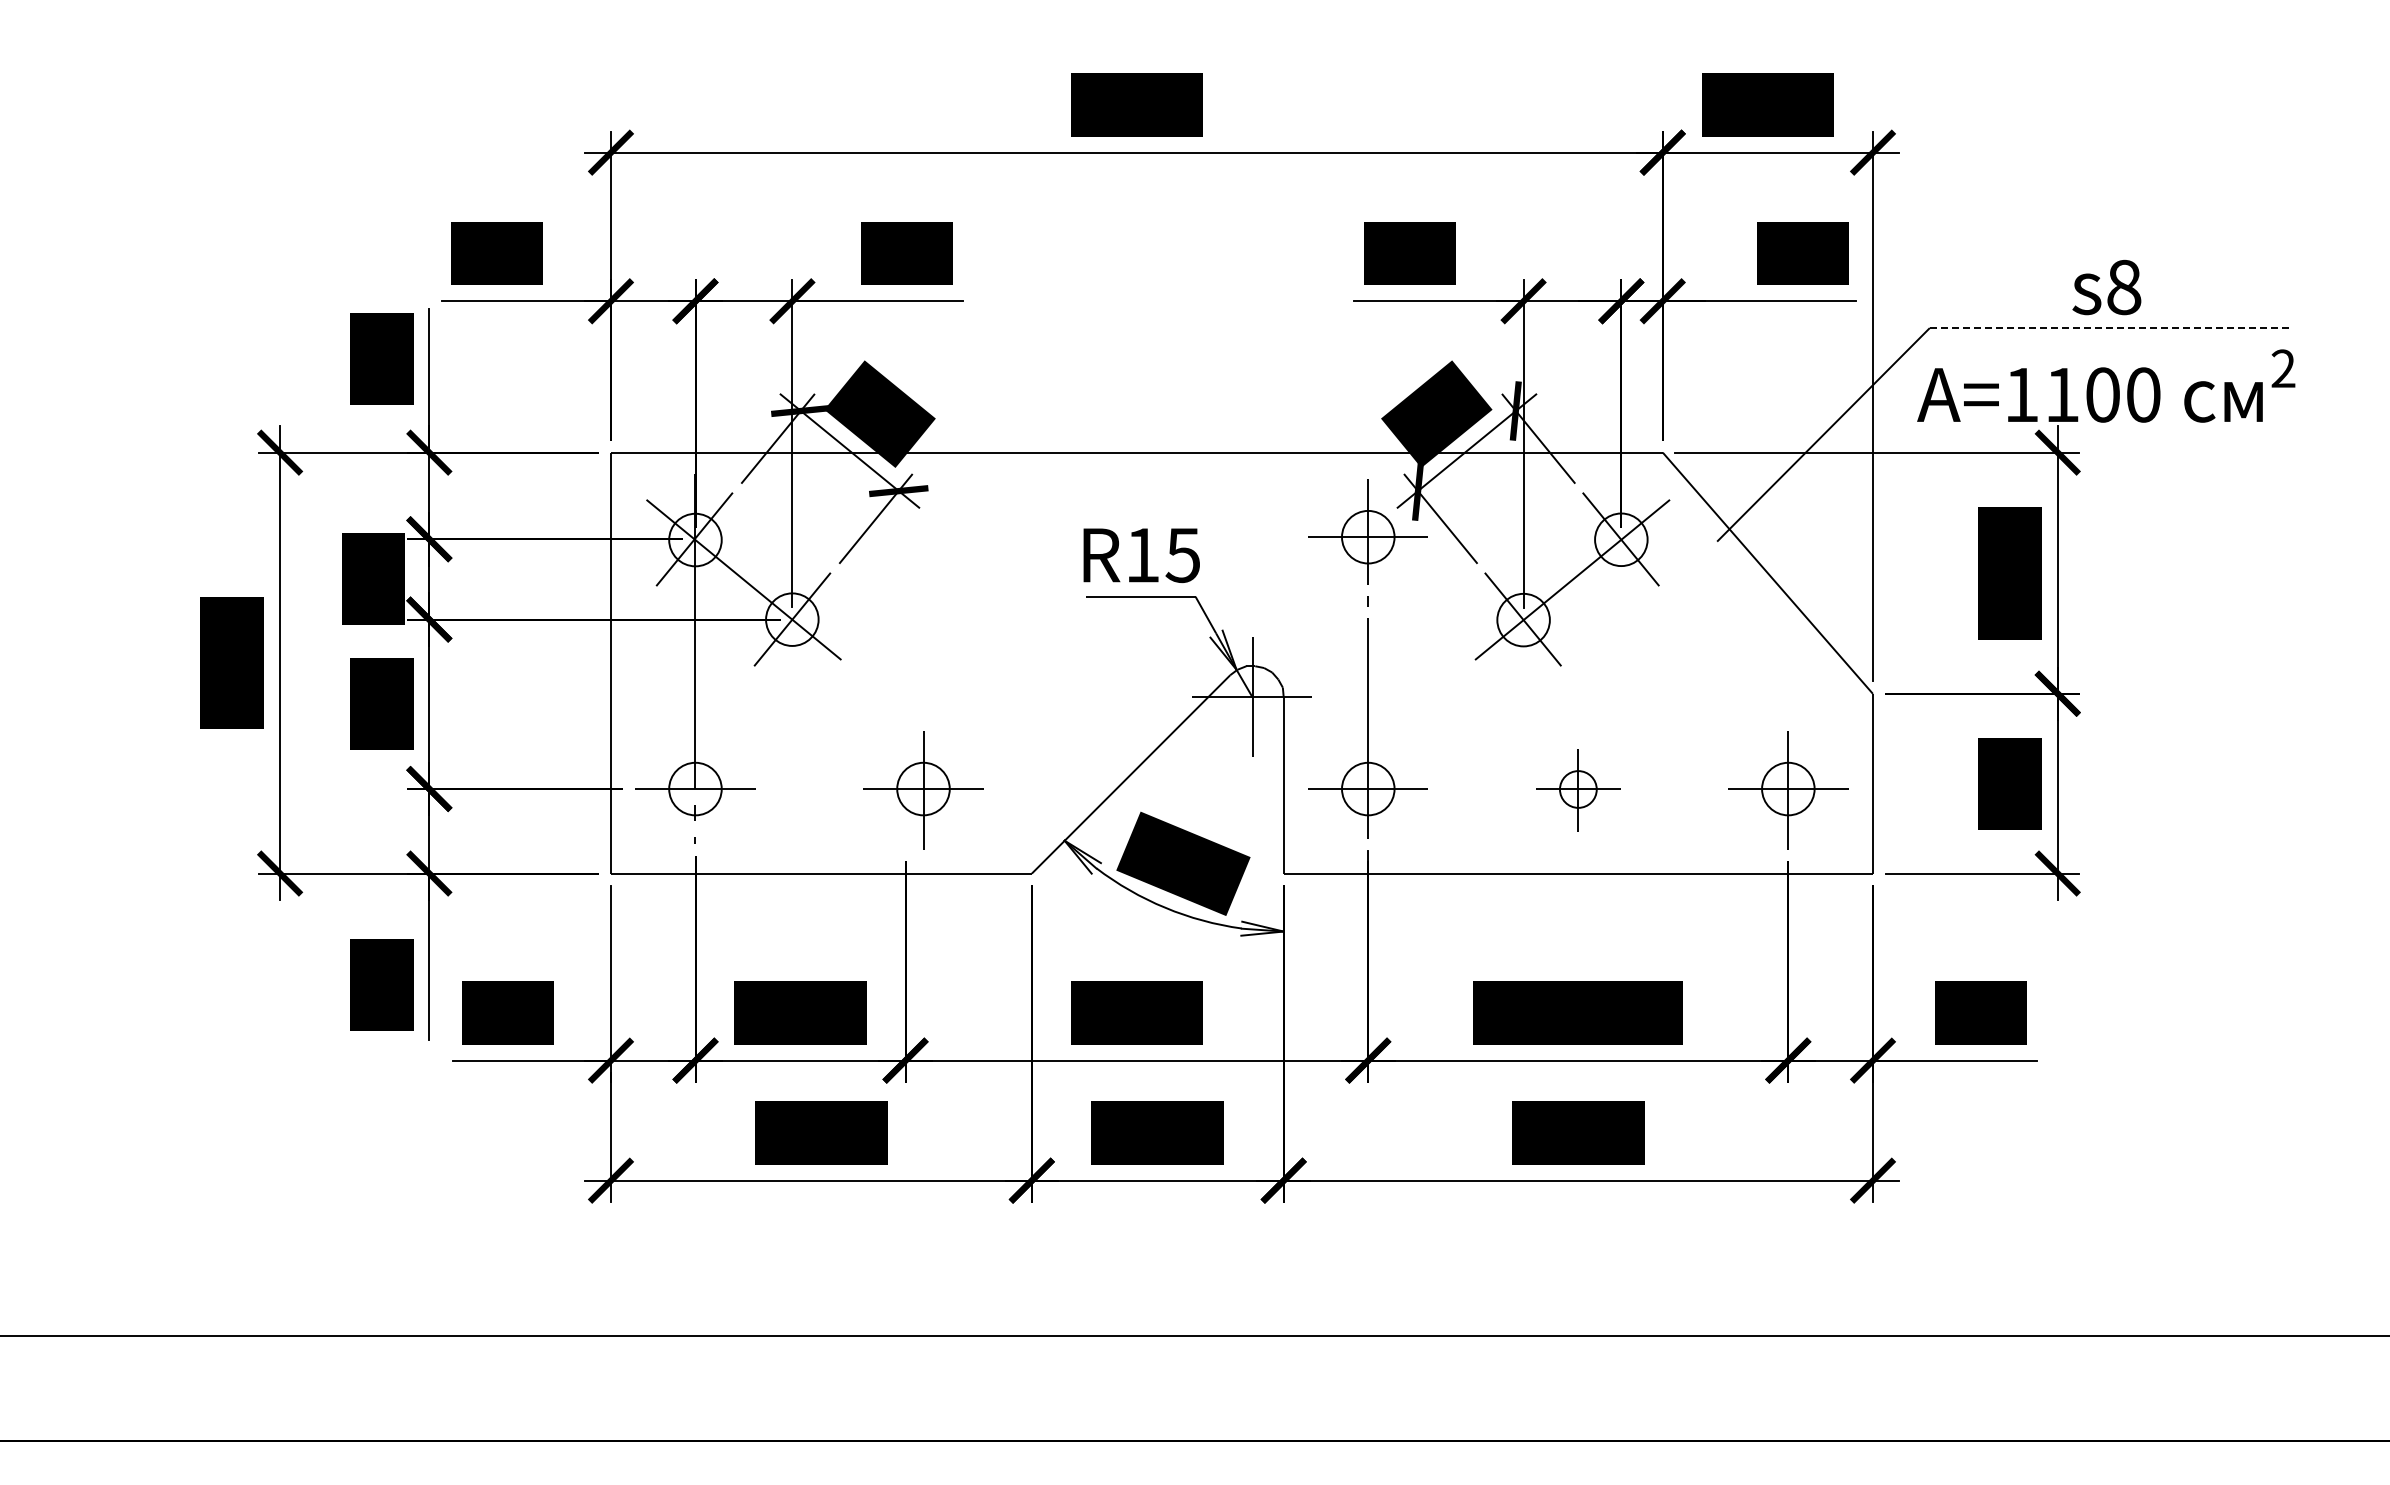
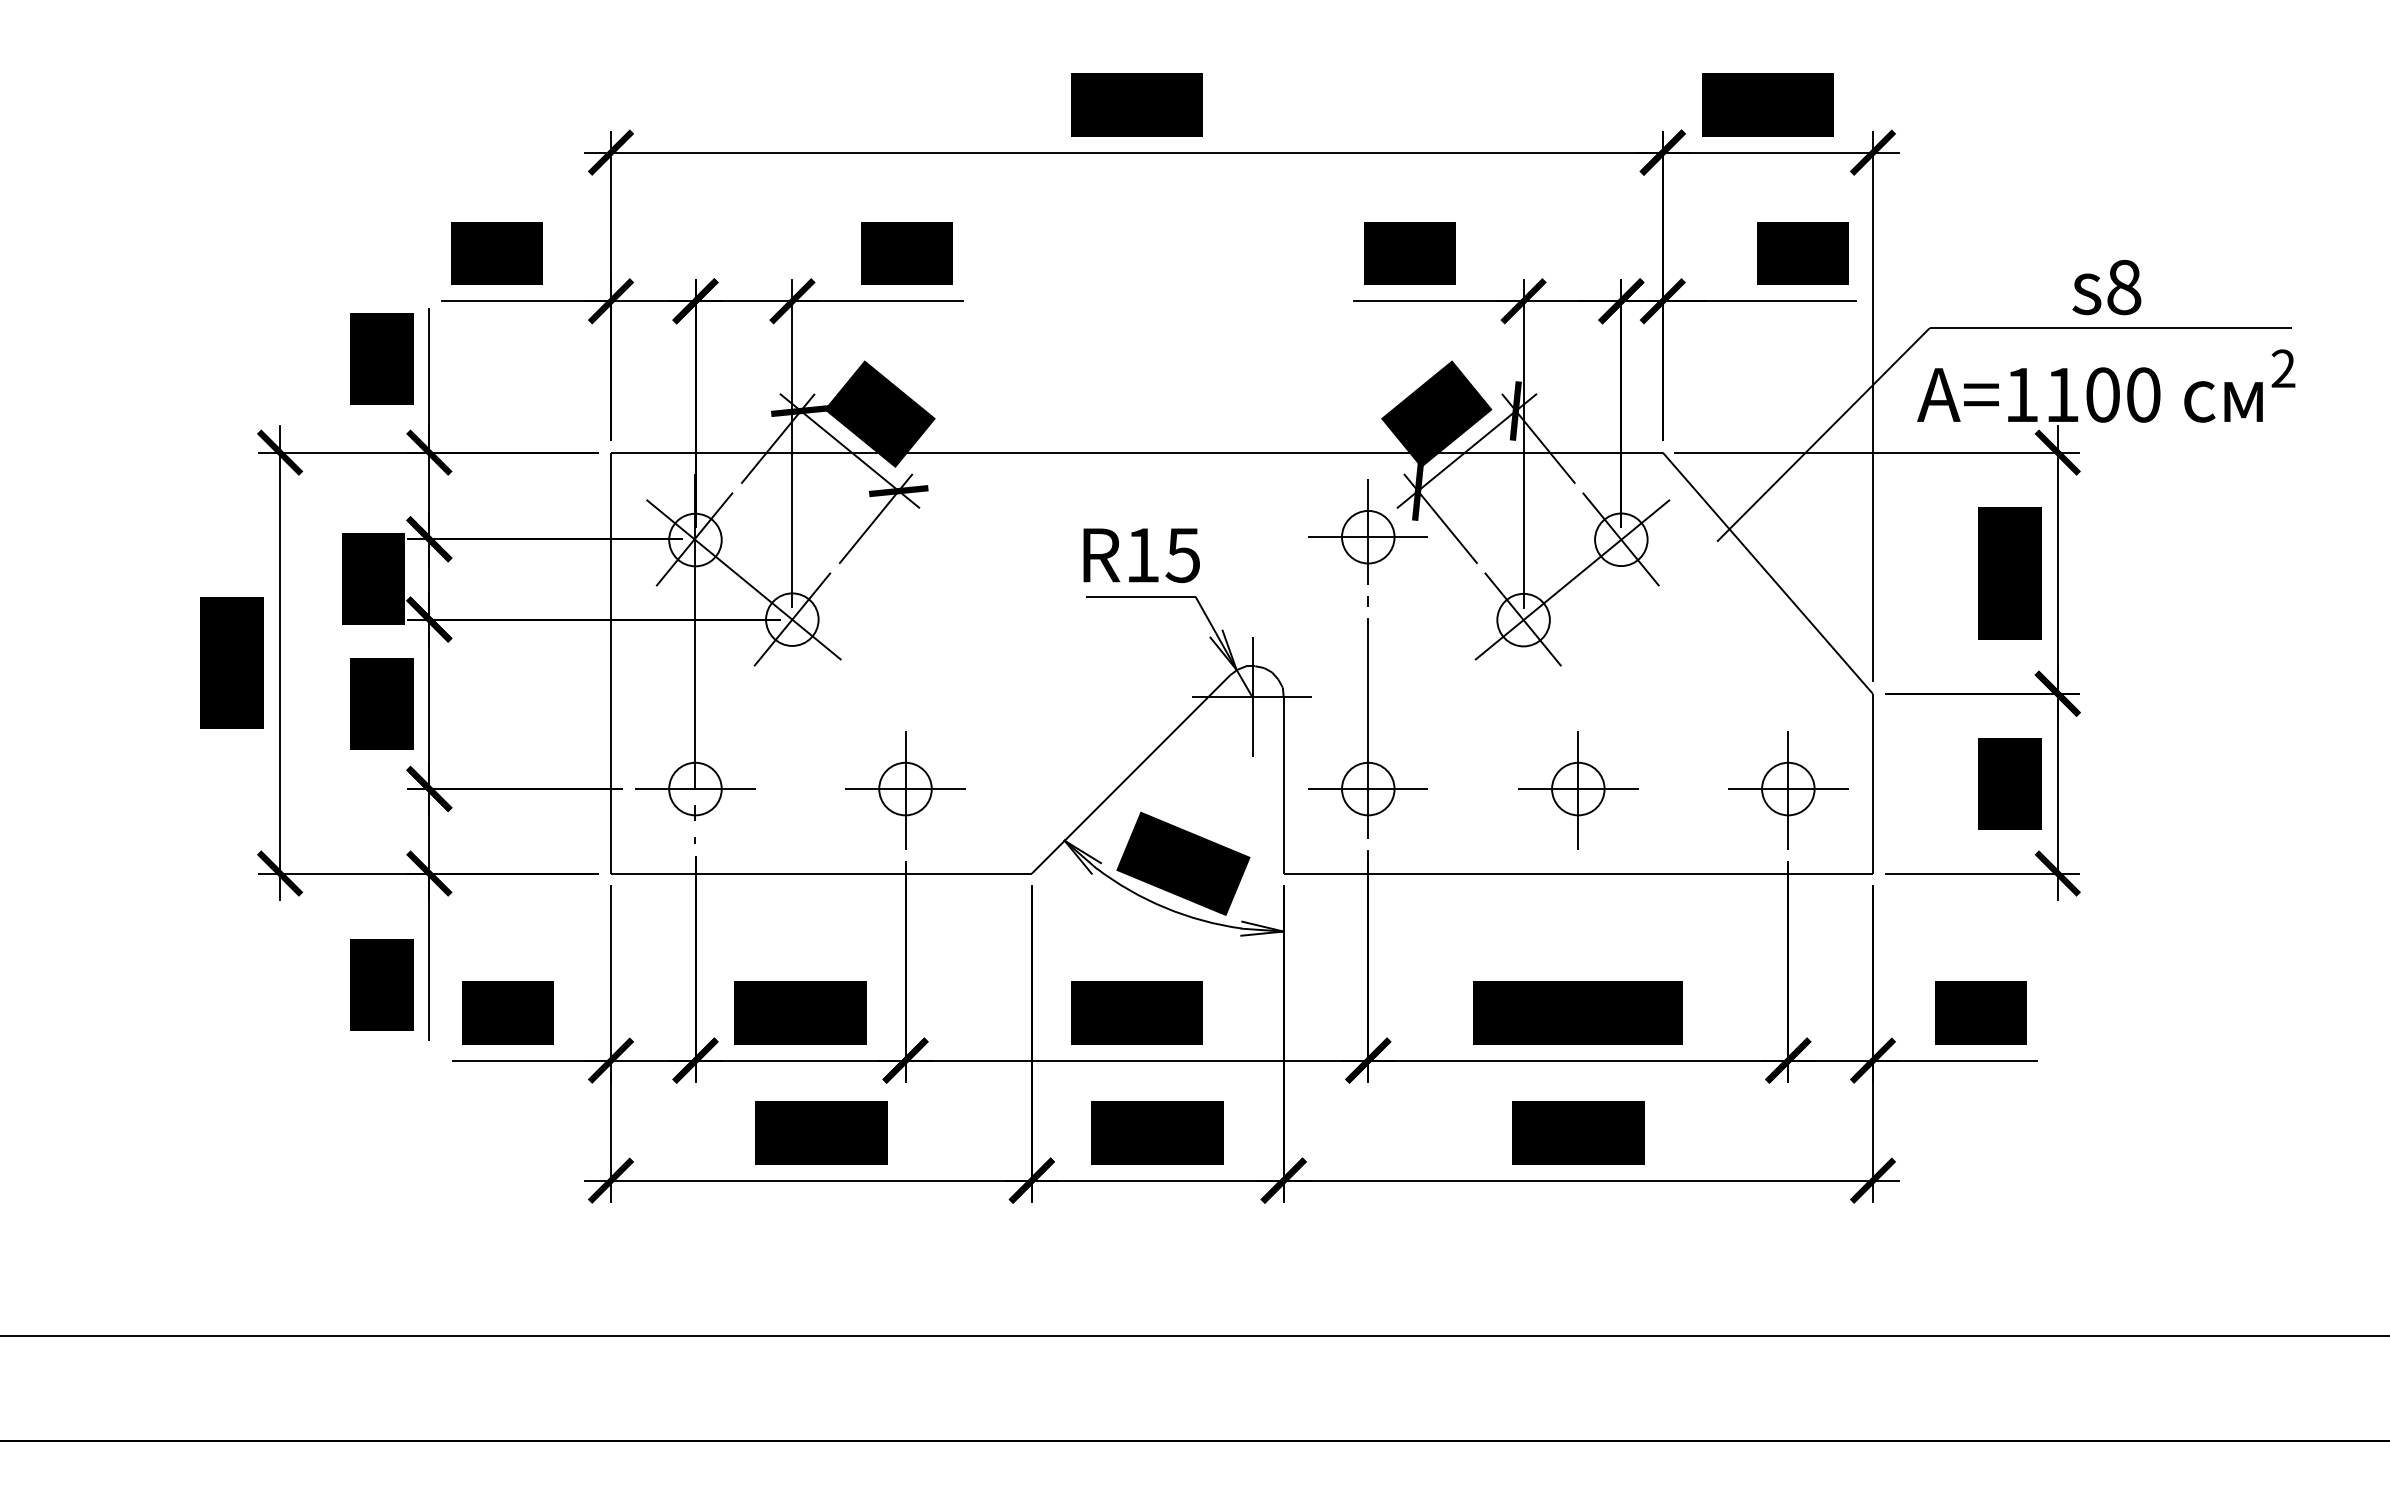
line: dashed -> solid (2111, 328)
part position: (923, 790) -> (905, 790) (905, 790)
part size: 85x83 px -> 121x119 px (1578, 790)
